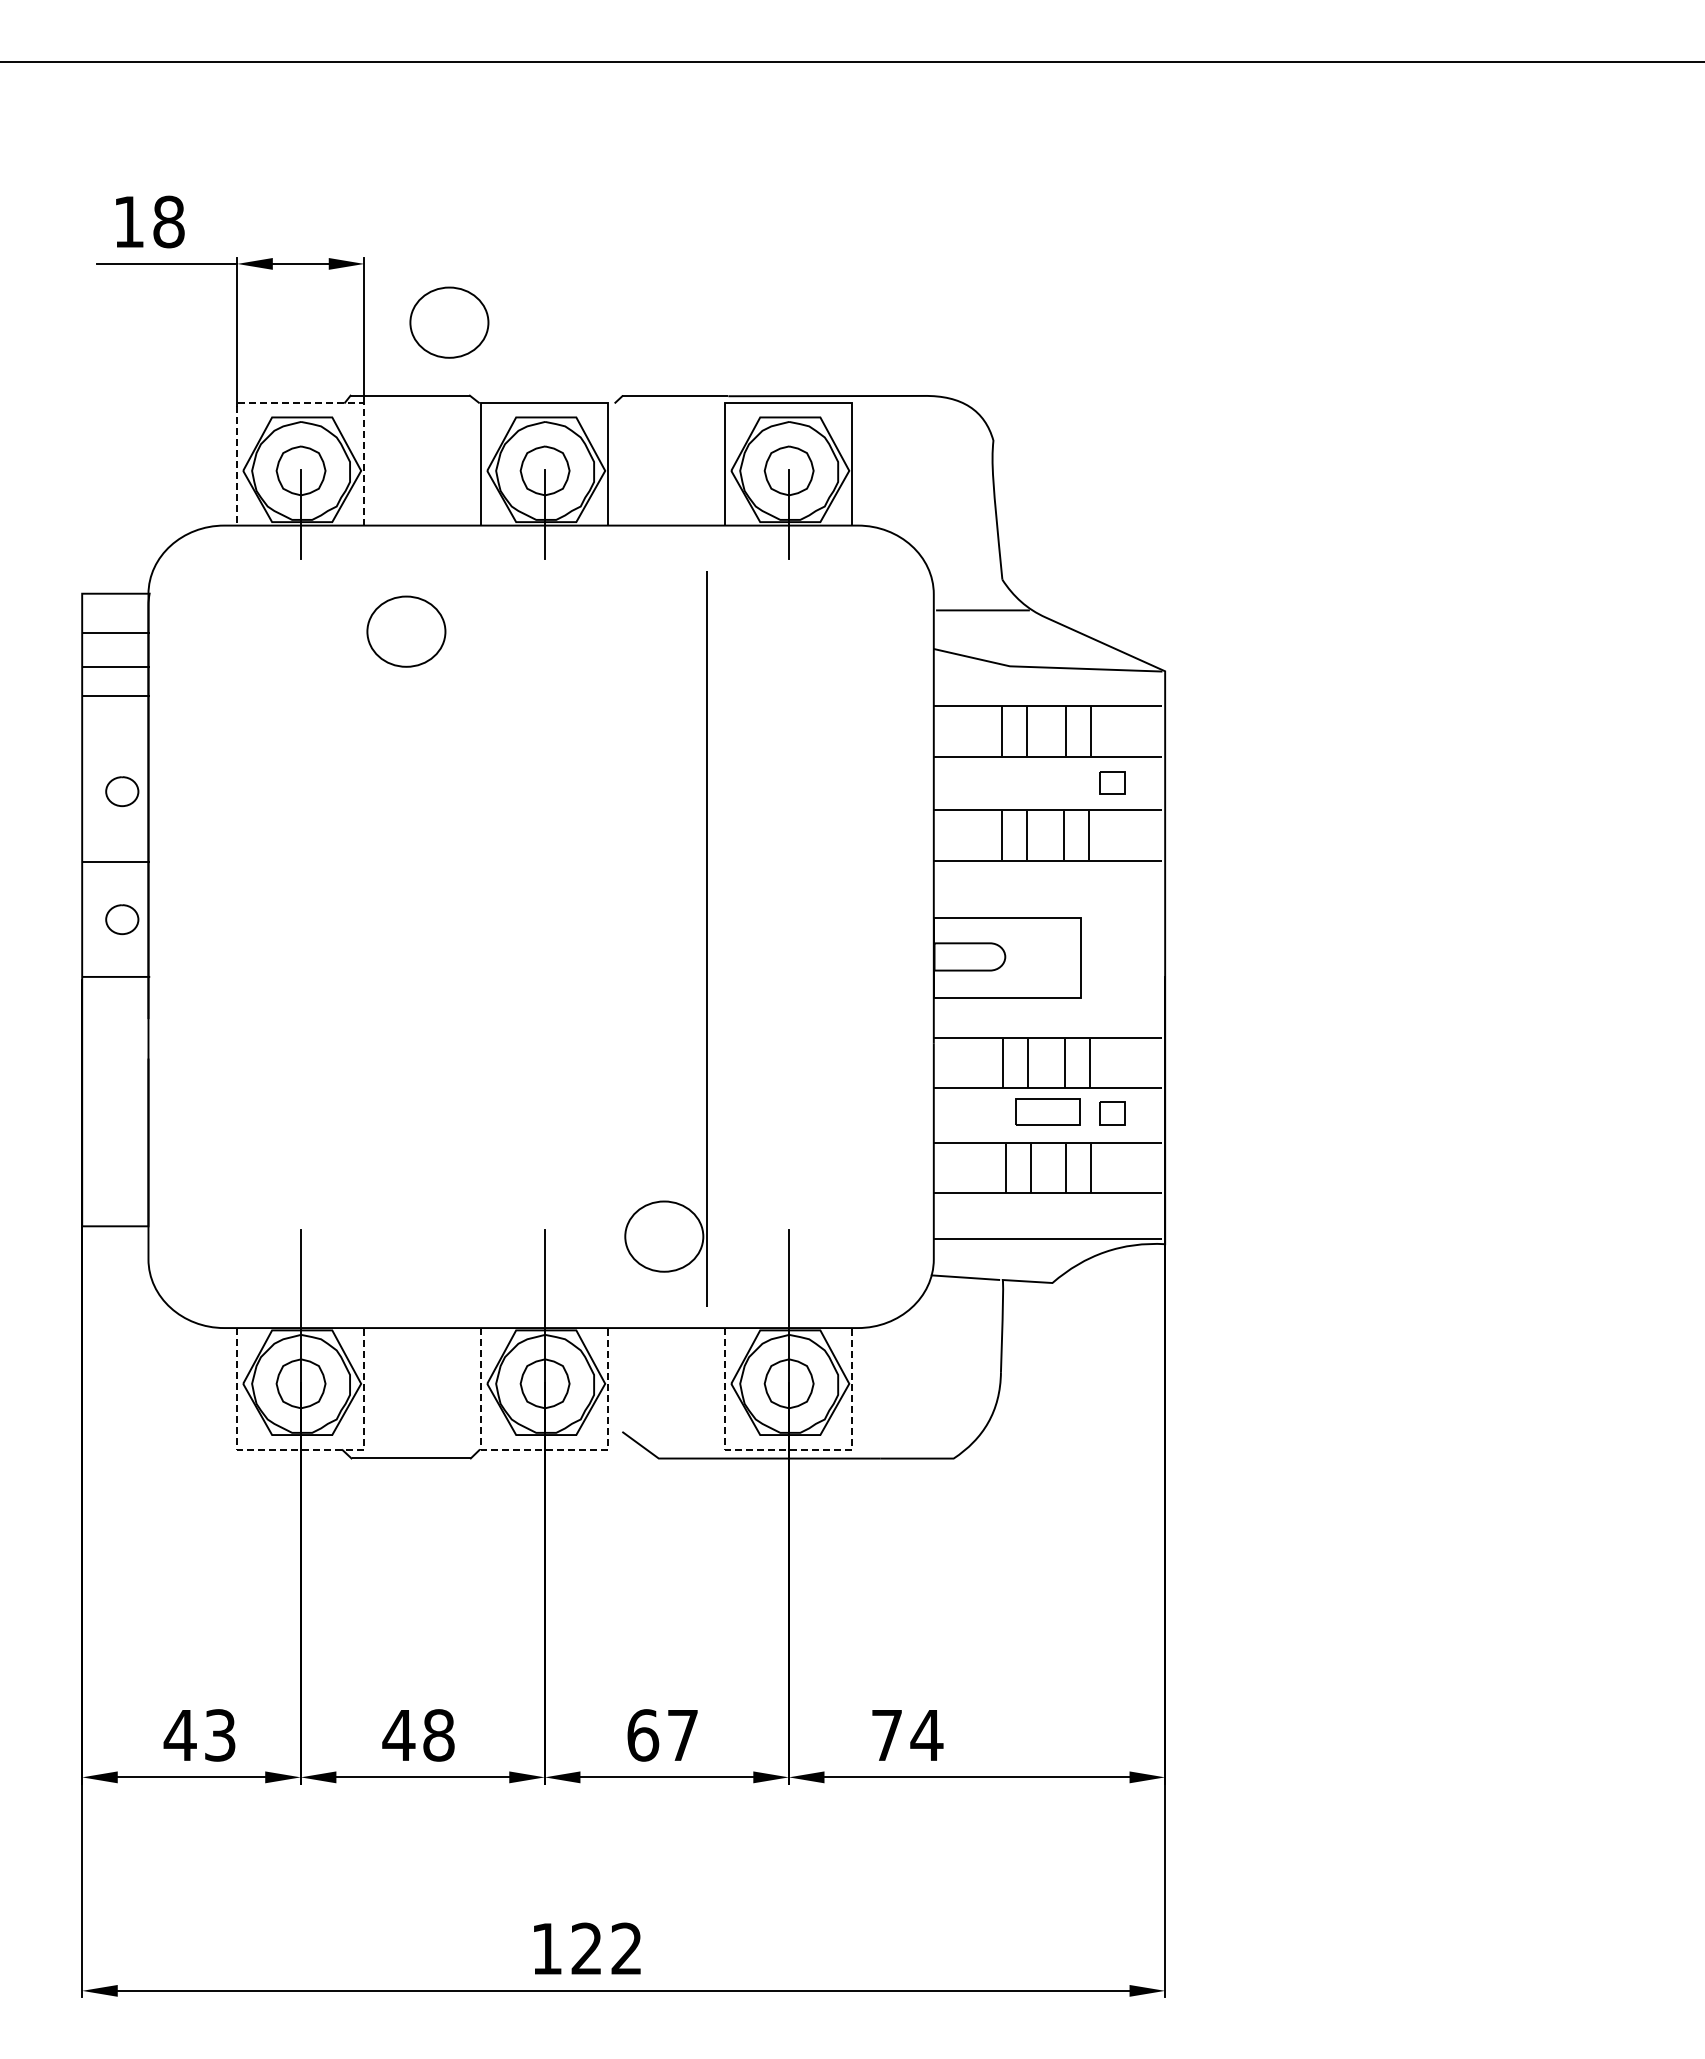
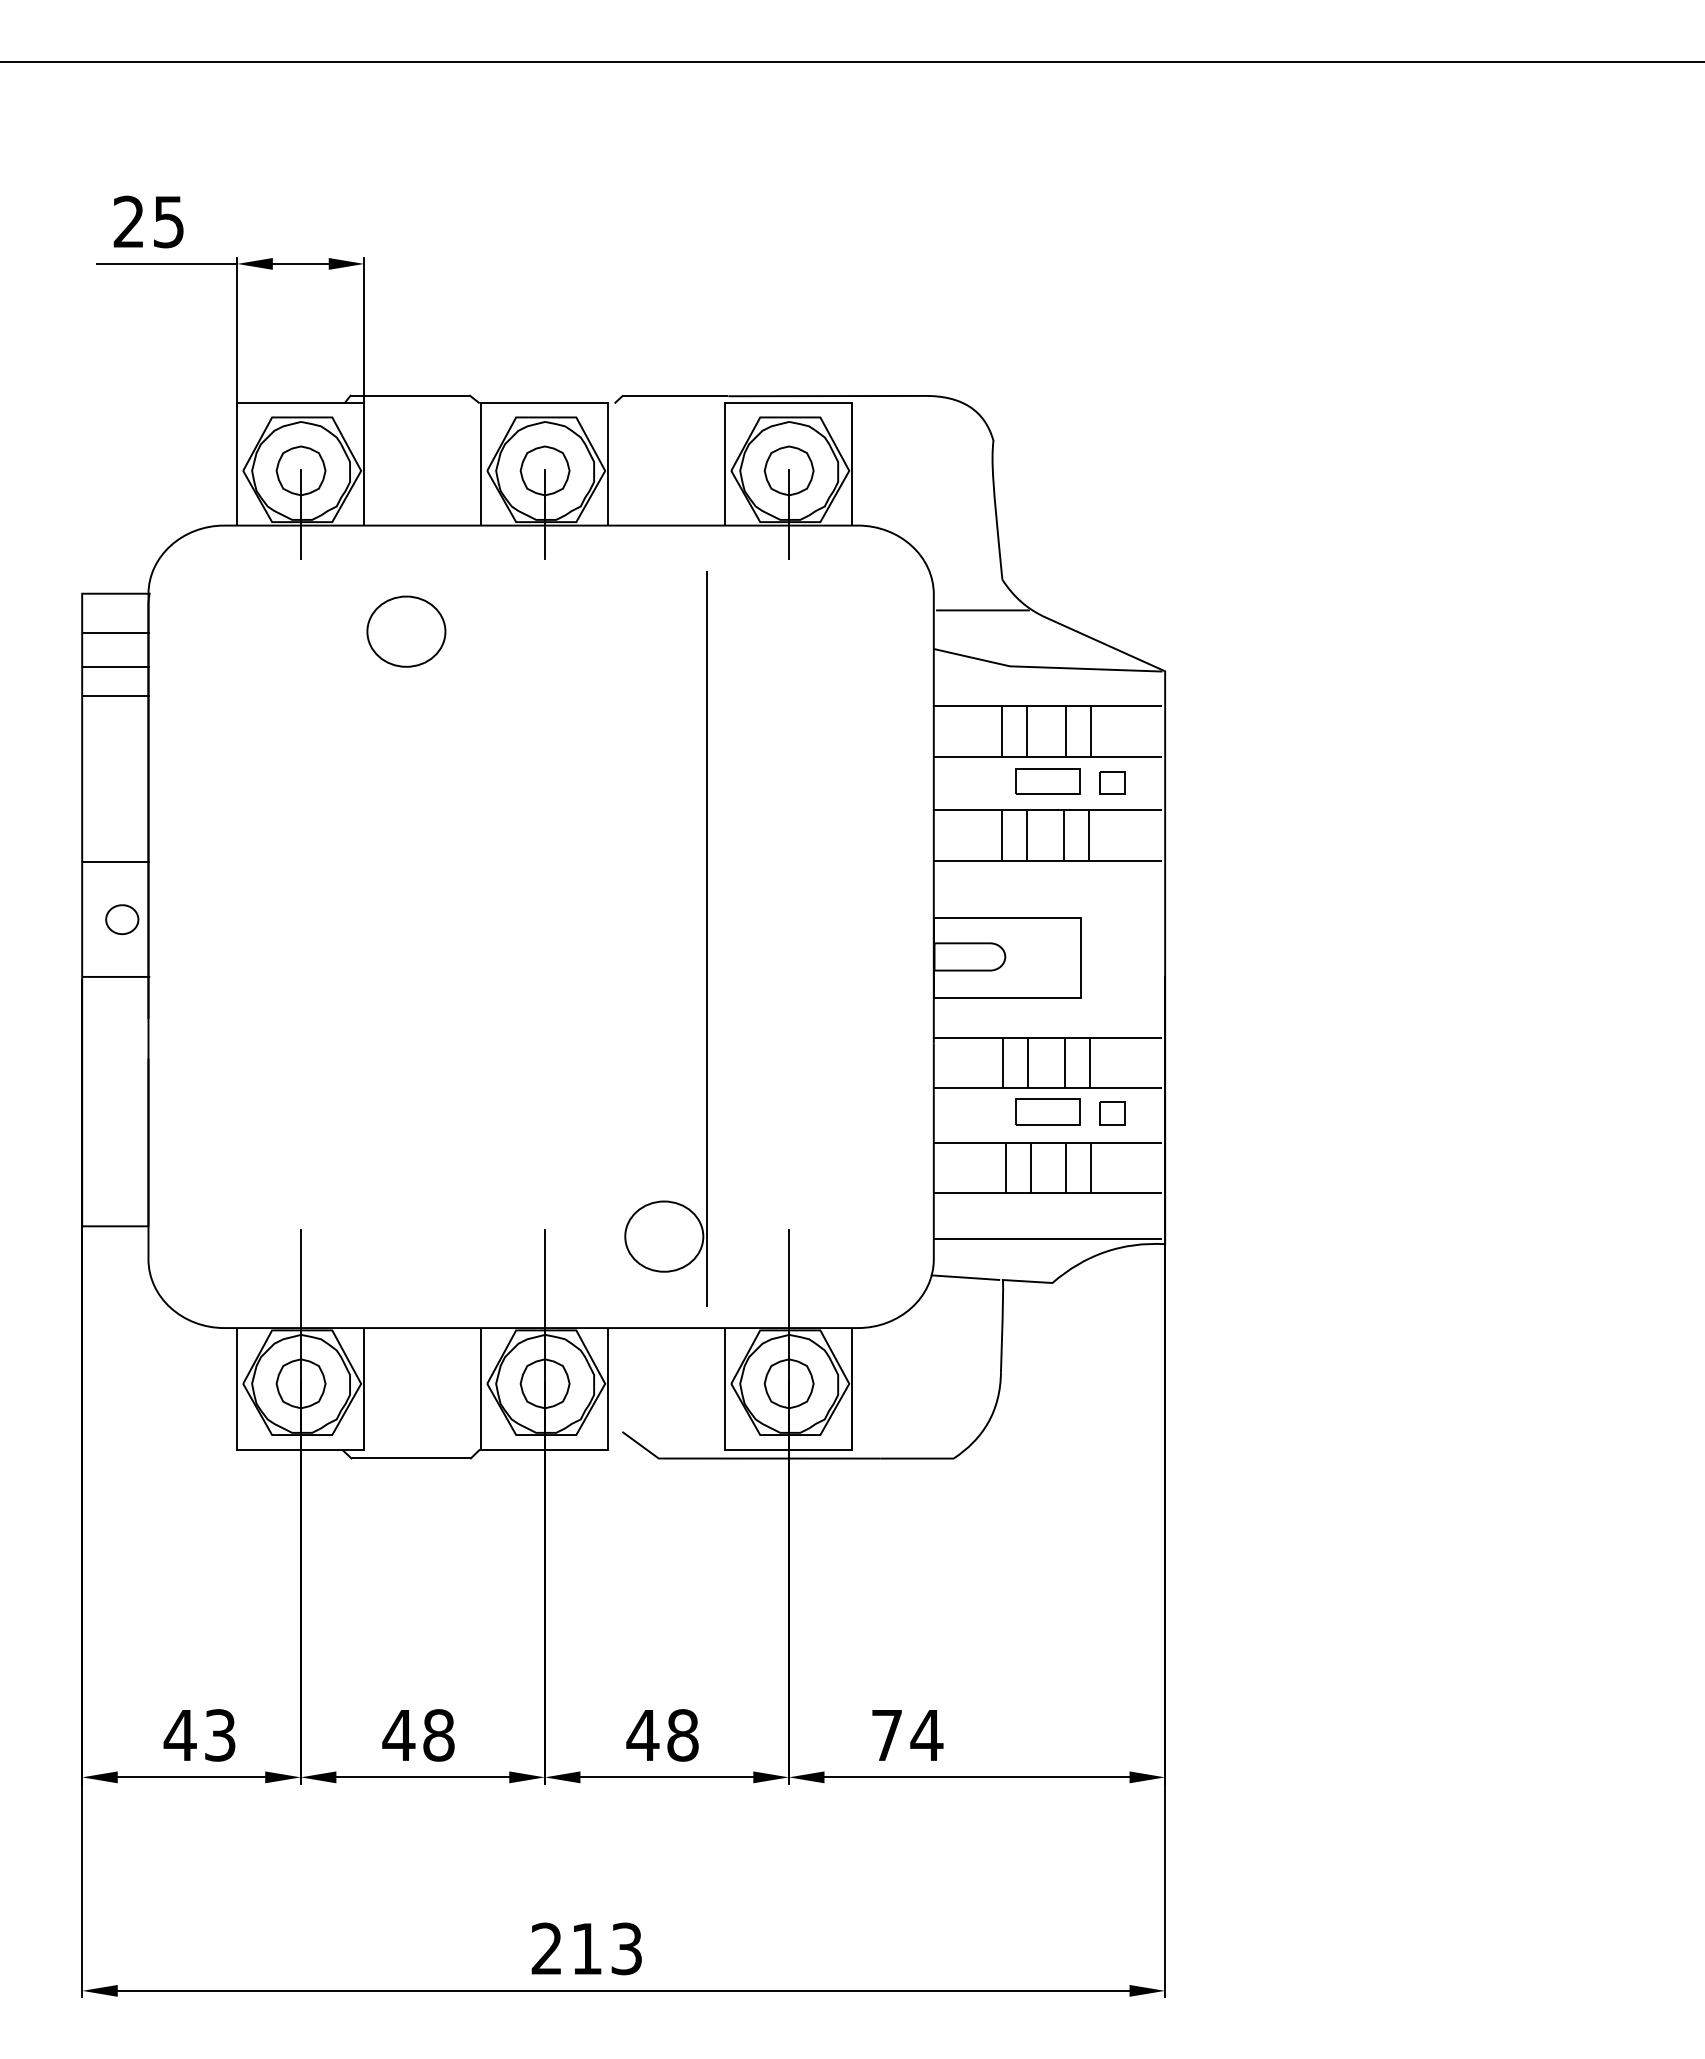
text: 18 -> 25 (148, 221)
part: present -> none (449, 322)
line: dashed -> solid (300, 402)
part: none -> present (1047, 781)
part: present -> none (122, 791)
line: dashed -> solid (300, 1449)
line: dashed -> solid (544, 1449)
line: dashed -> solid (788, 1449)
text: 67 -> 48 (662, 1735)
text: 122 -> 213 (586, 1948)
